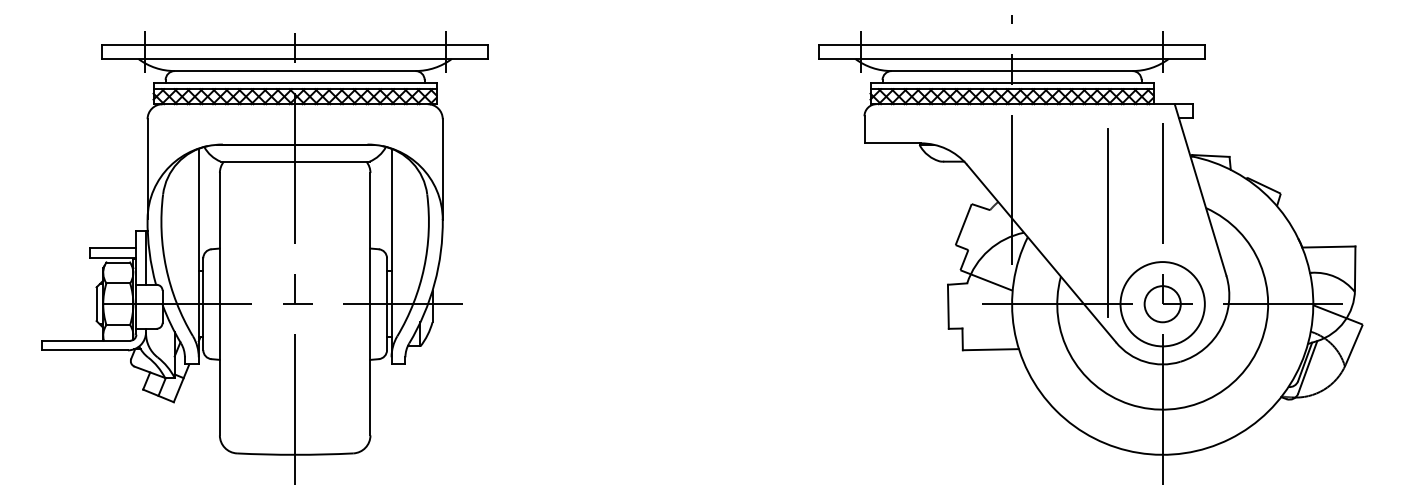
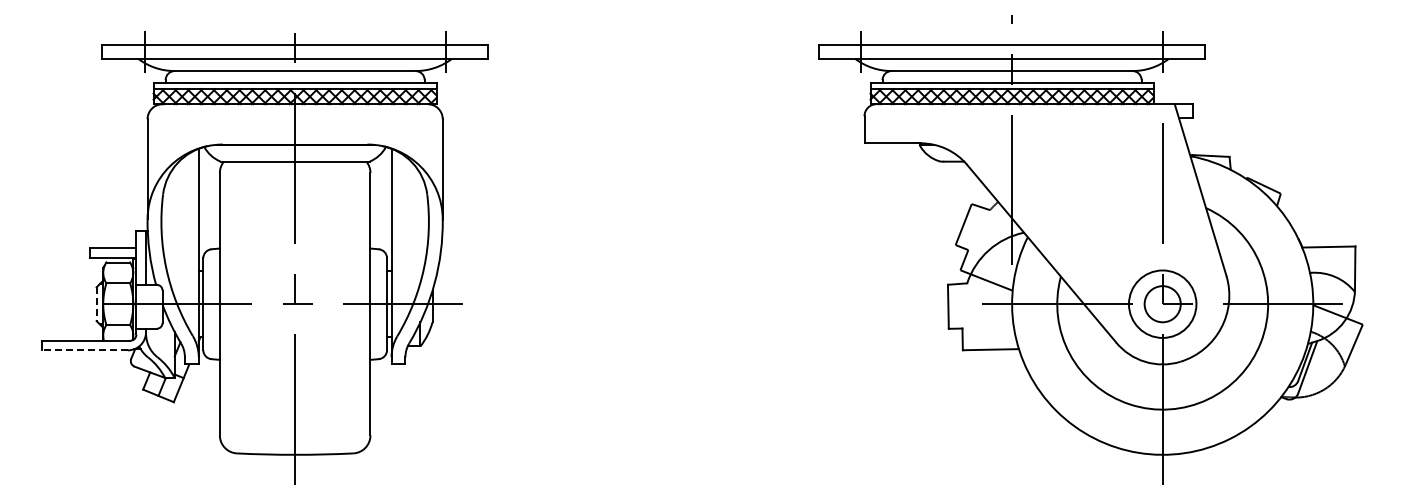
line: present -> none (1108, 222)
line: solid -> dashed (96, 304)
circle diameter: 84 px -> 67 px (1162, 303)
line: solid -> dashed (85, 350)
